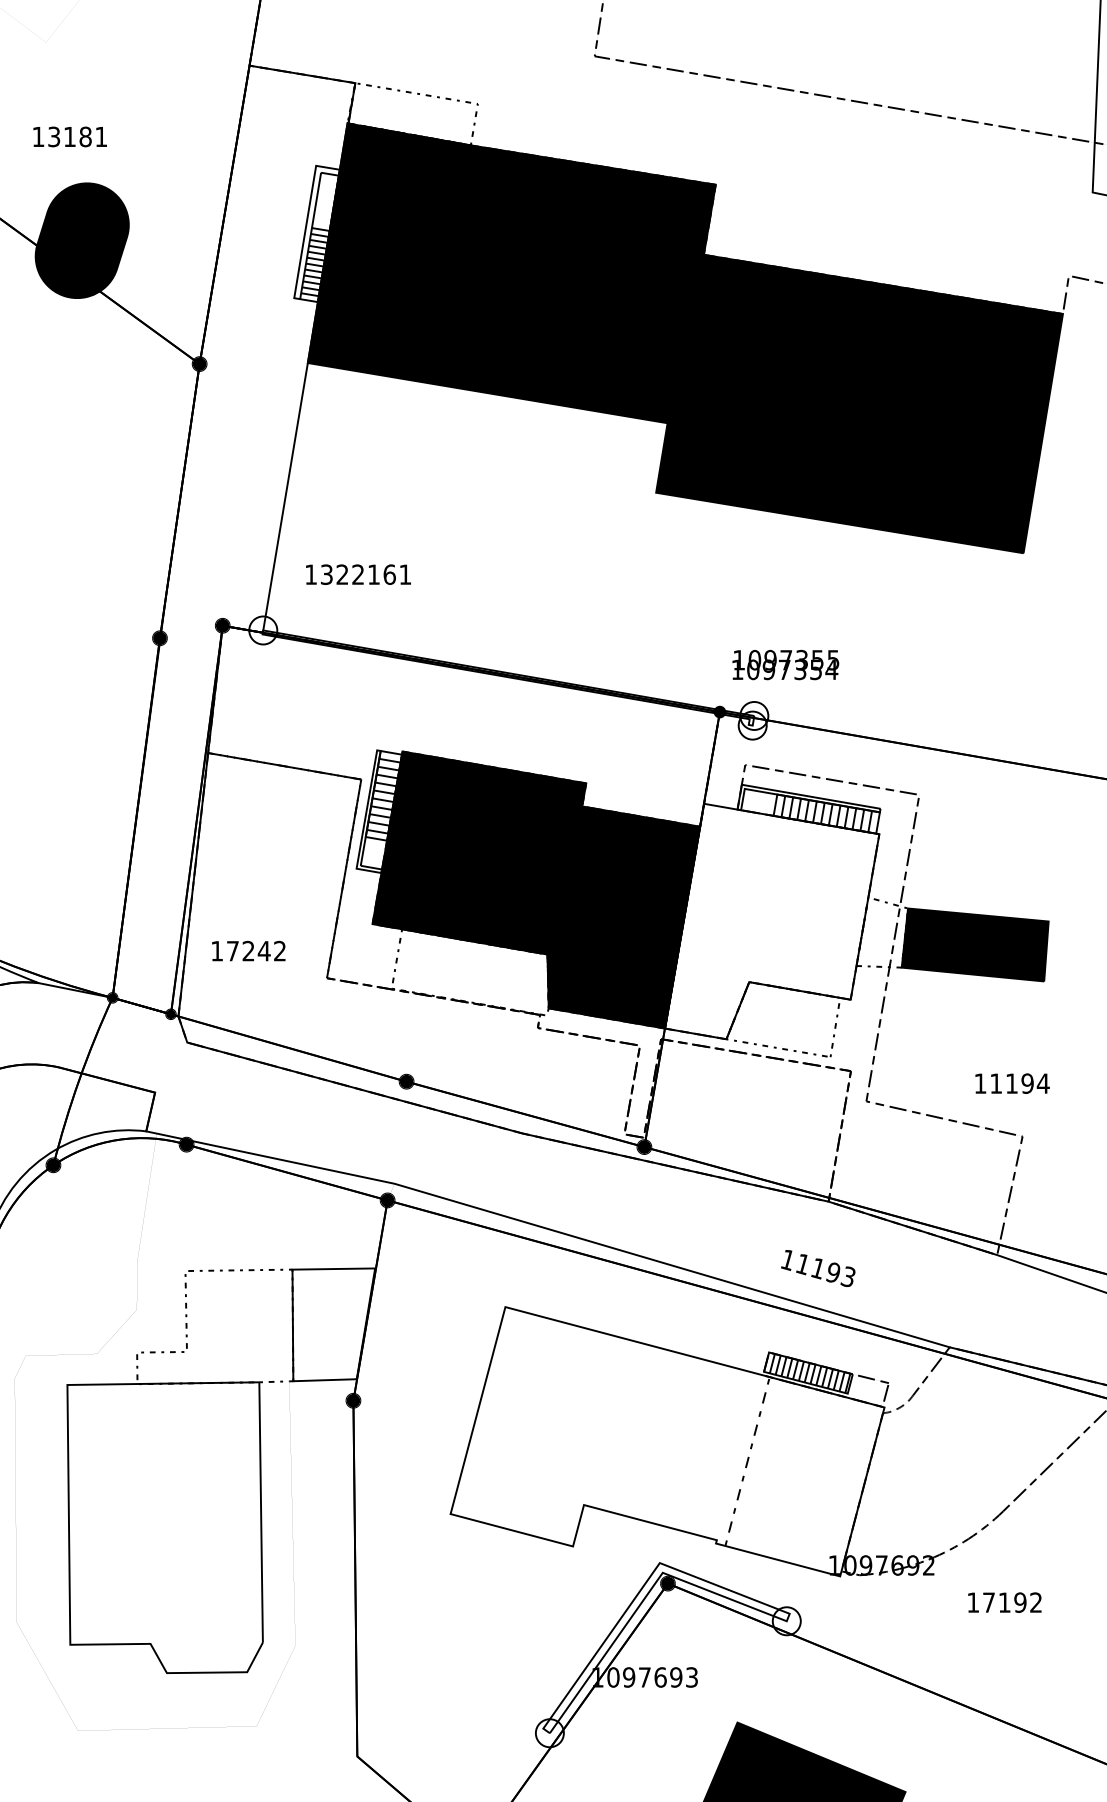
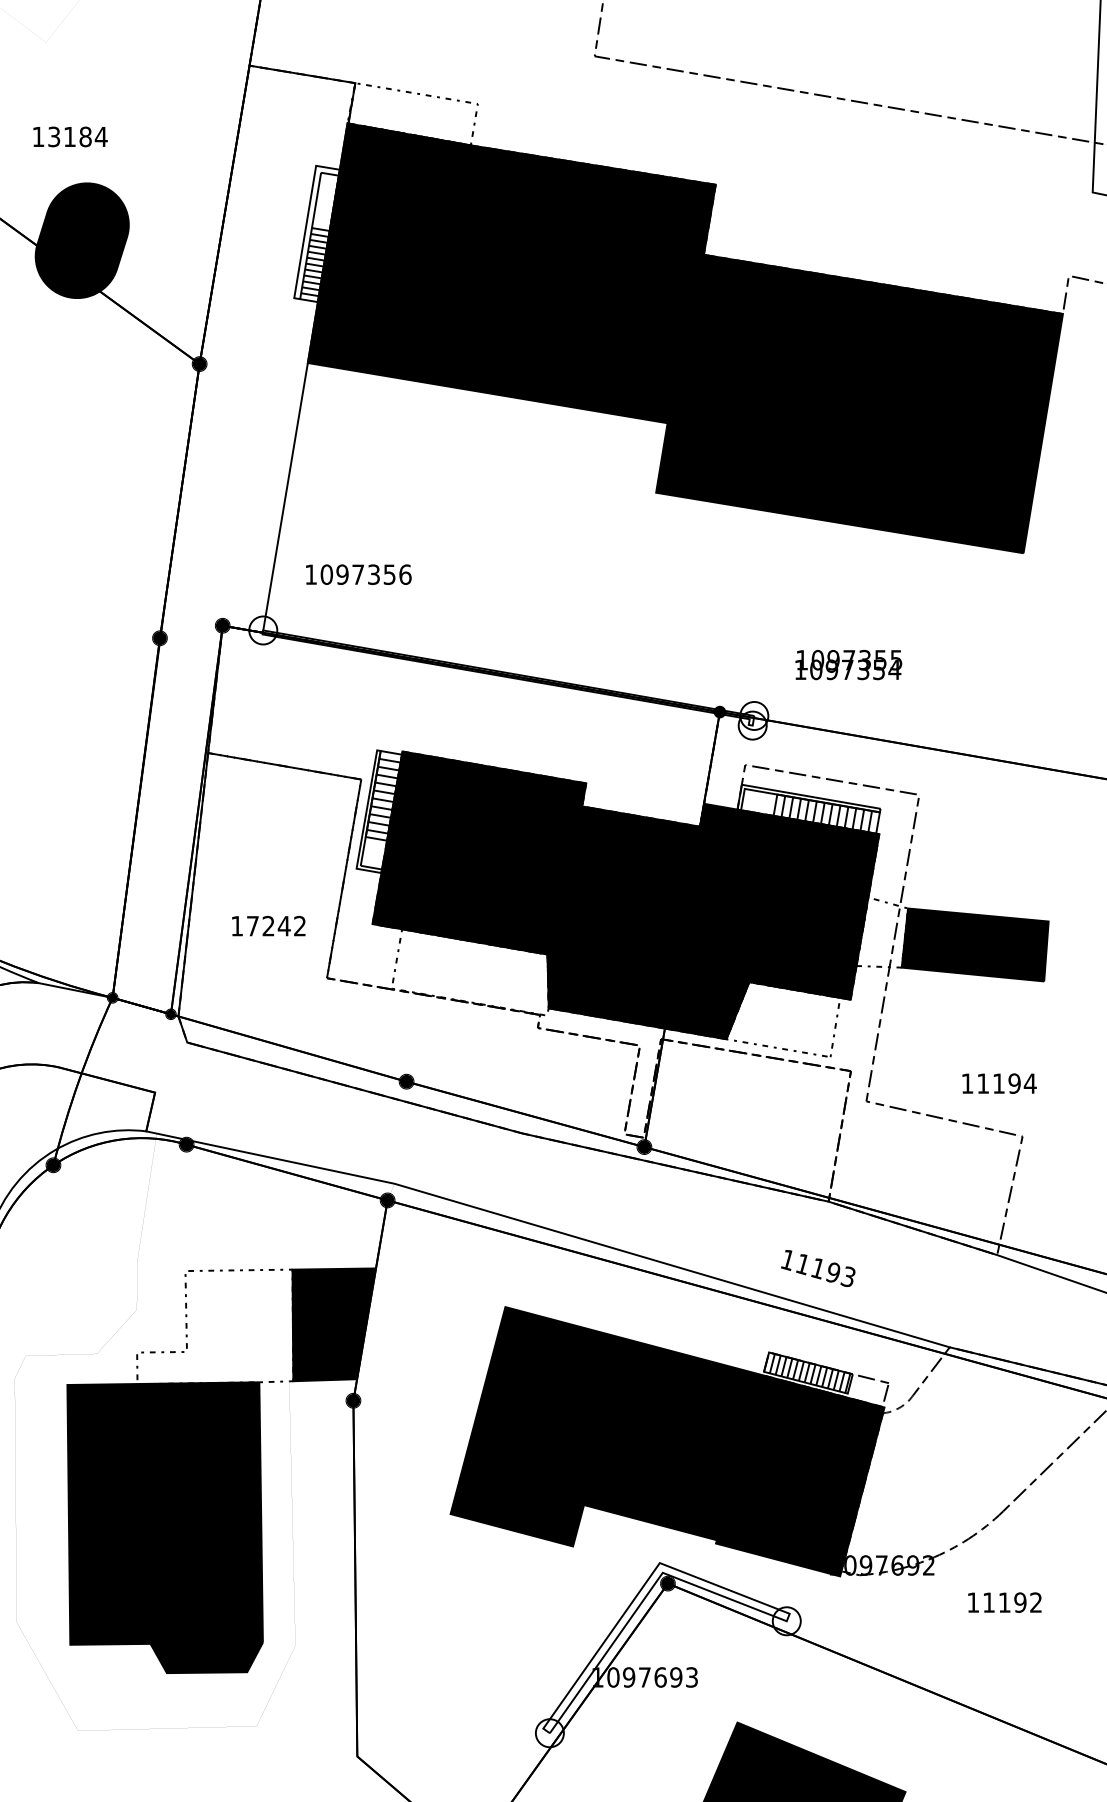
text: 13181 -> 13184 (100, 136)
text: 1322161 -> 1097356 (365, 574)
text position: (785, 664) -> (848, 664) (848, 664)
fill: none -> present (772, 921)
text position: (248, 950) -> (268, 925) (268, 925)
text position: (1012, 1083) -> (999, 1083) (999, 1083)
fill: none -> present (333, 1324)
fill: none -> present (667, 1441)
fill: none -> present (164, 1527)
text: 17192 -> 11192 (988, 1602)
